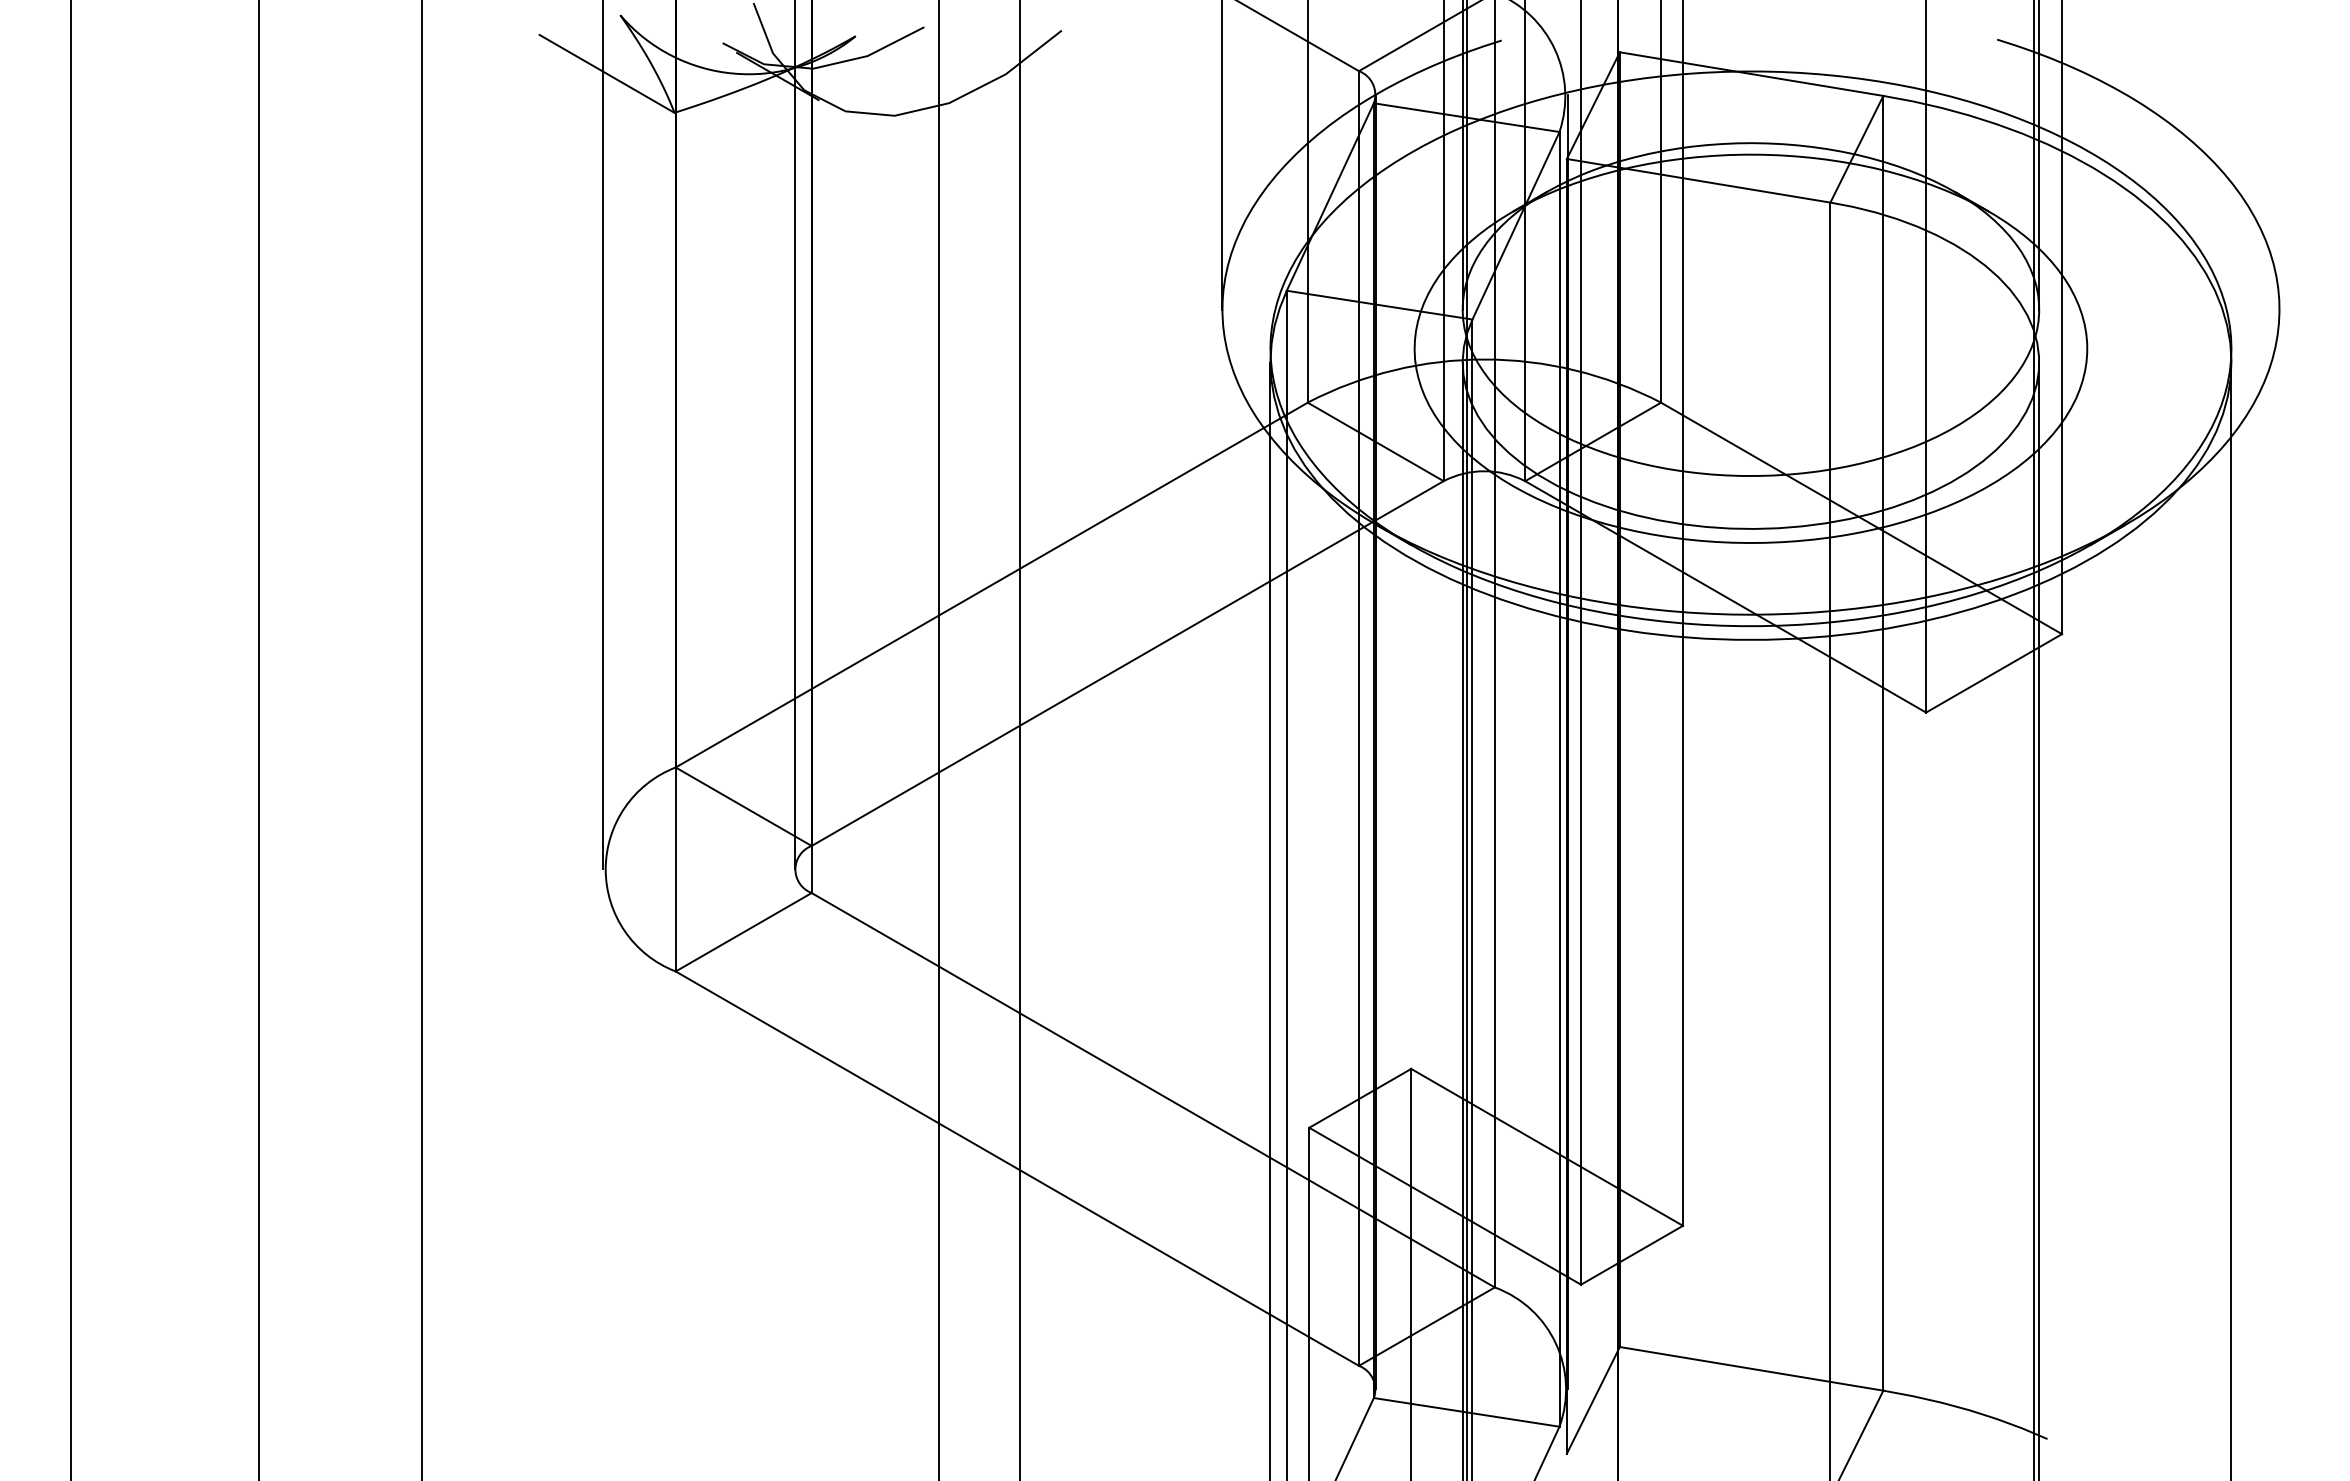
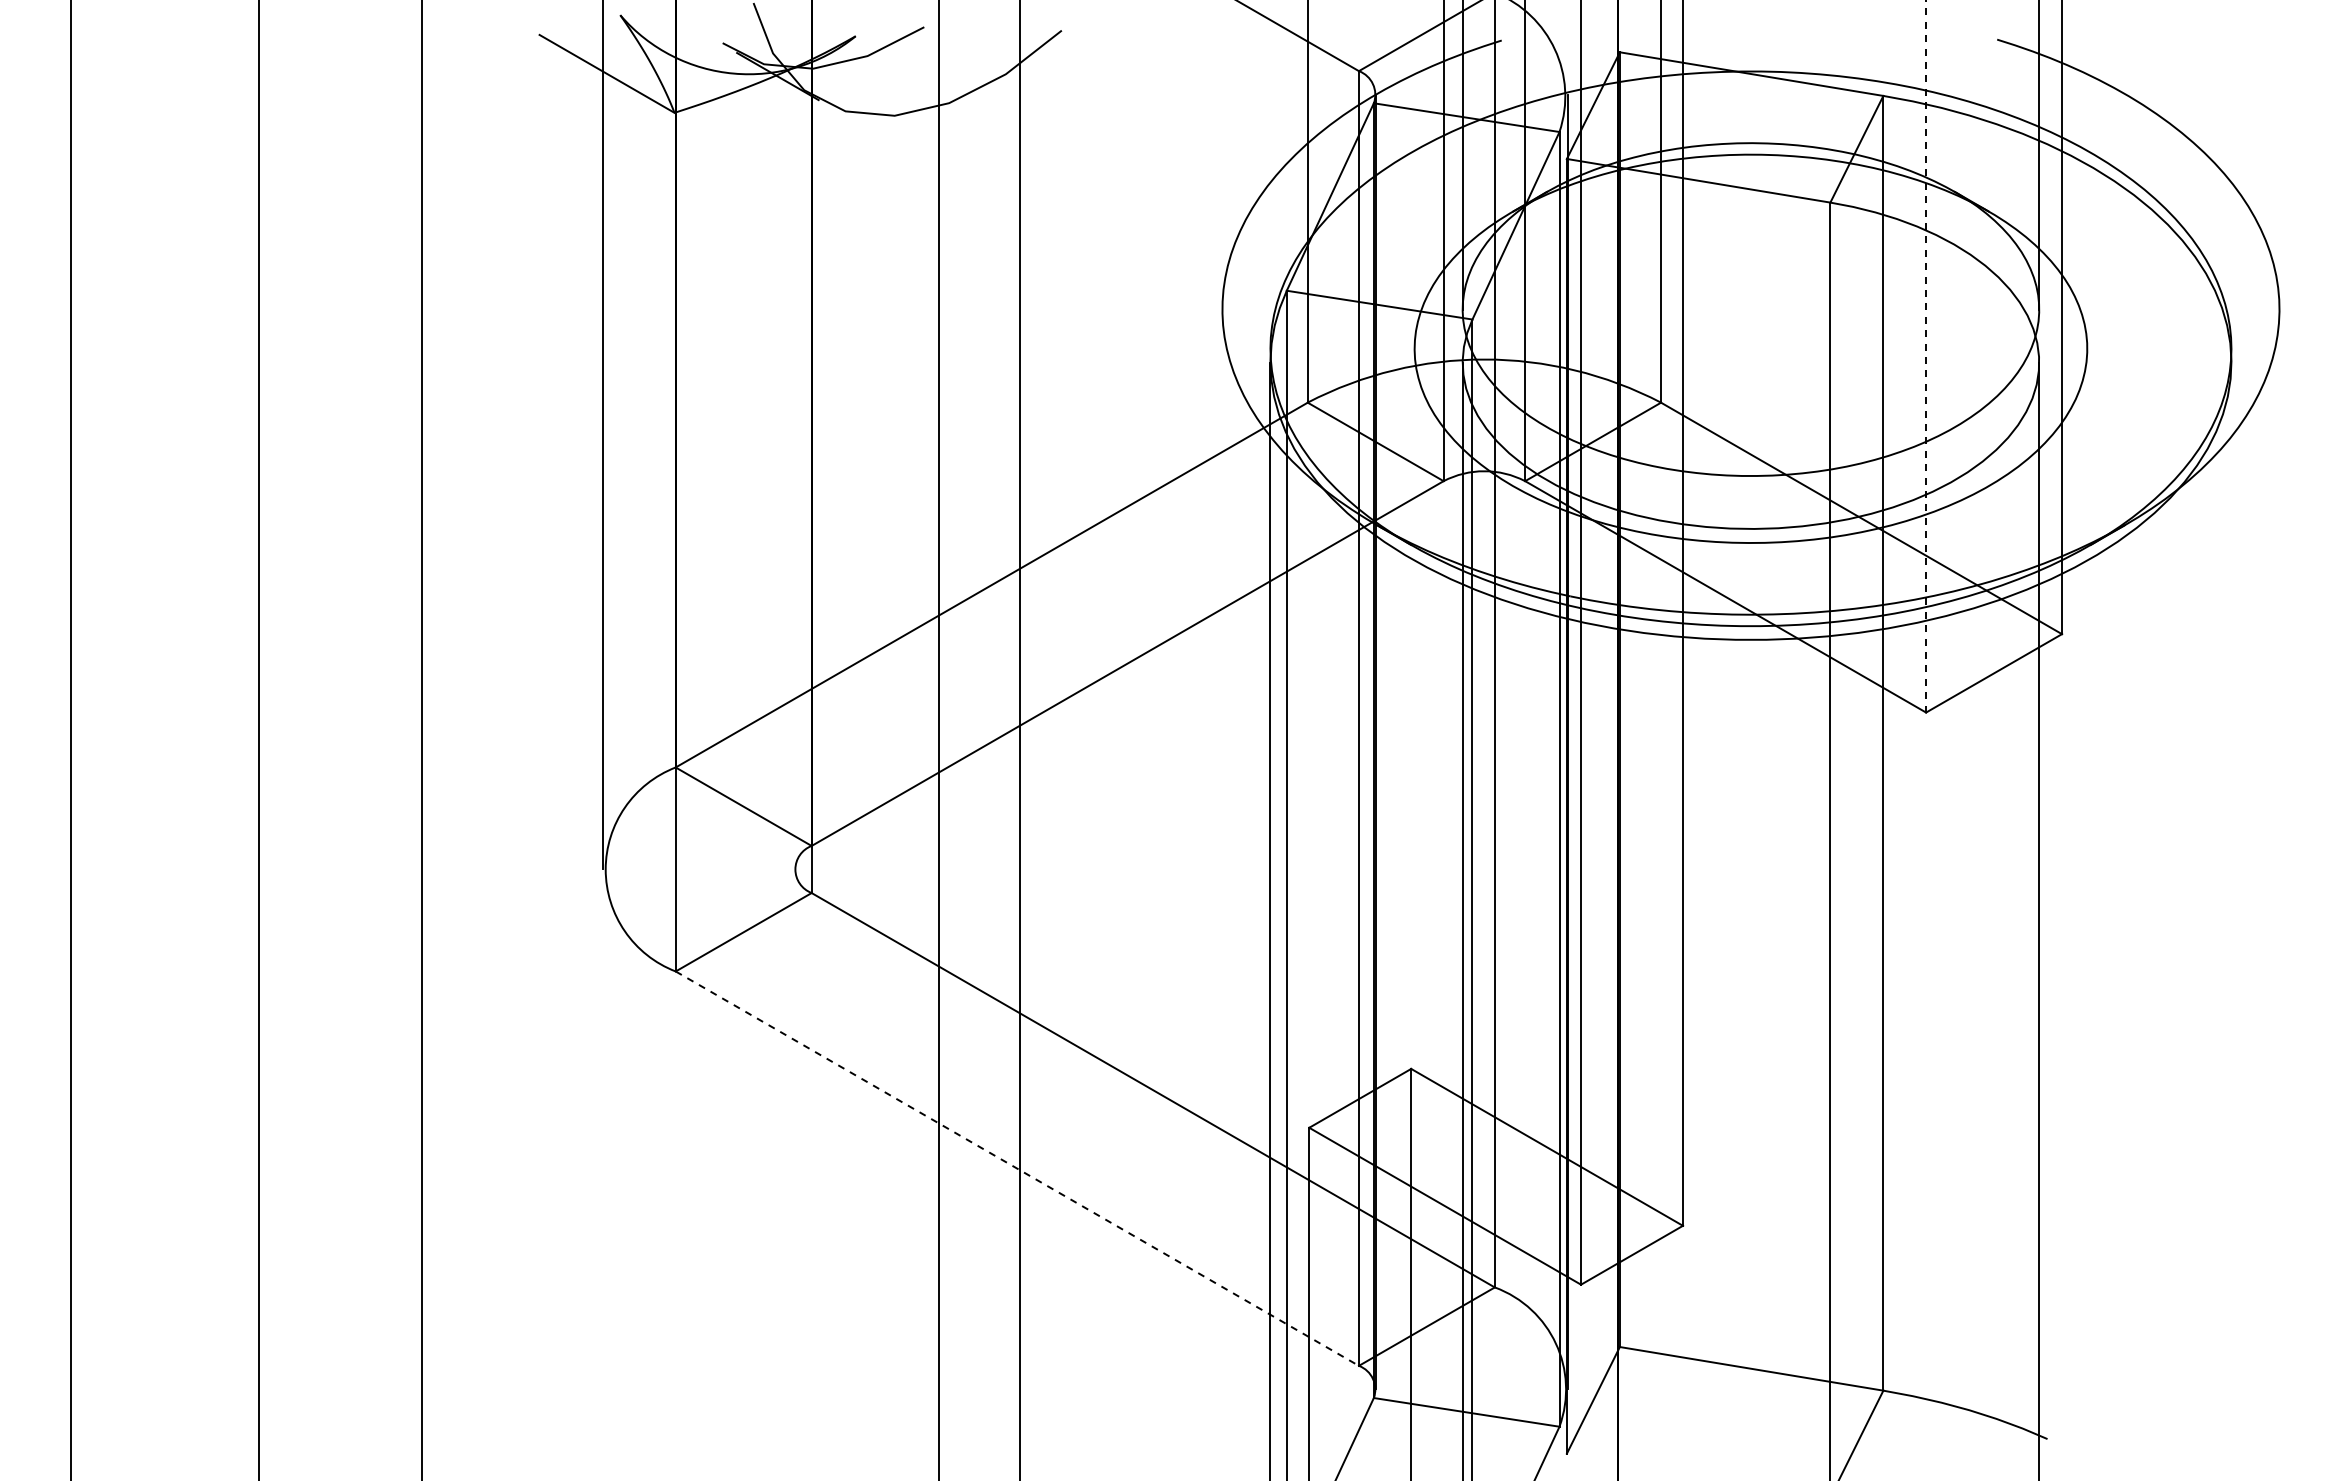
line: present -> none (1222, 155)
line: solid -> dashed (1926, 356)
line: present -> none (794, 435)
line: present -> none (1467, 739)
line: present -> none (2034, 739)
line: present -> none (2231, 919)
line: solid -> dashed (1017, 1168)
